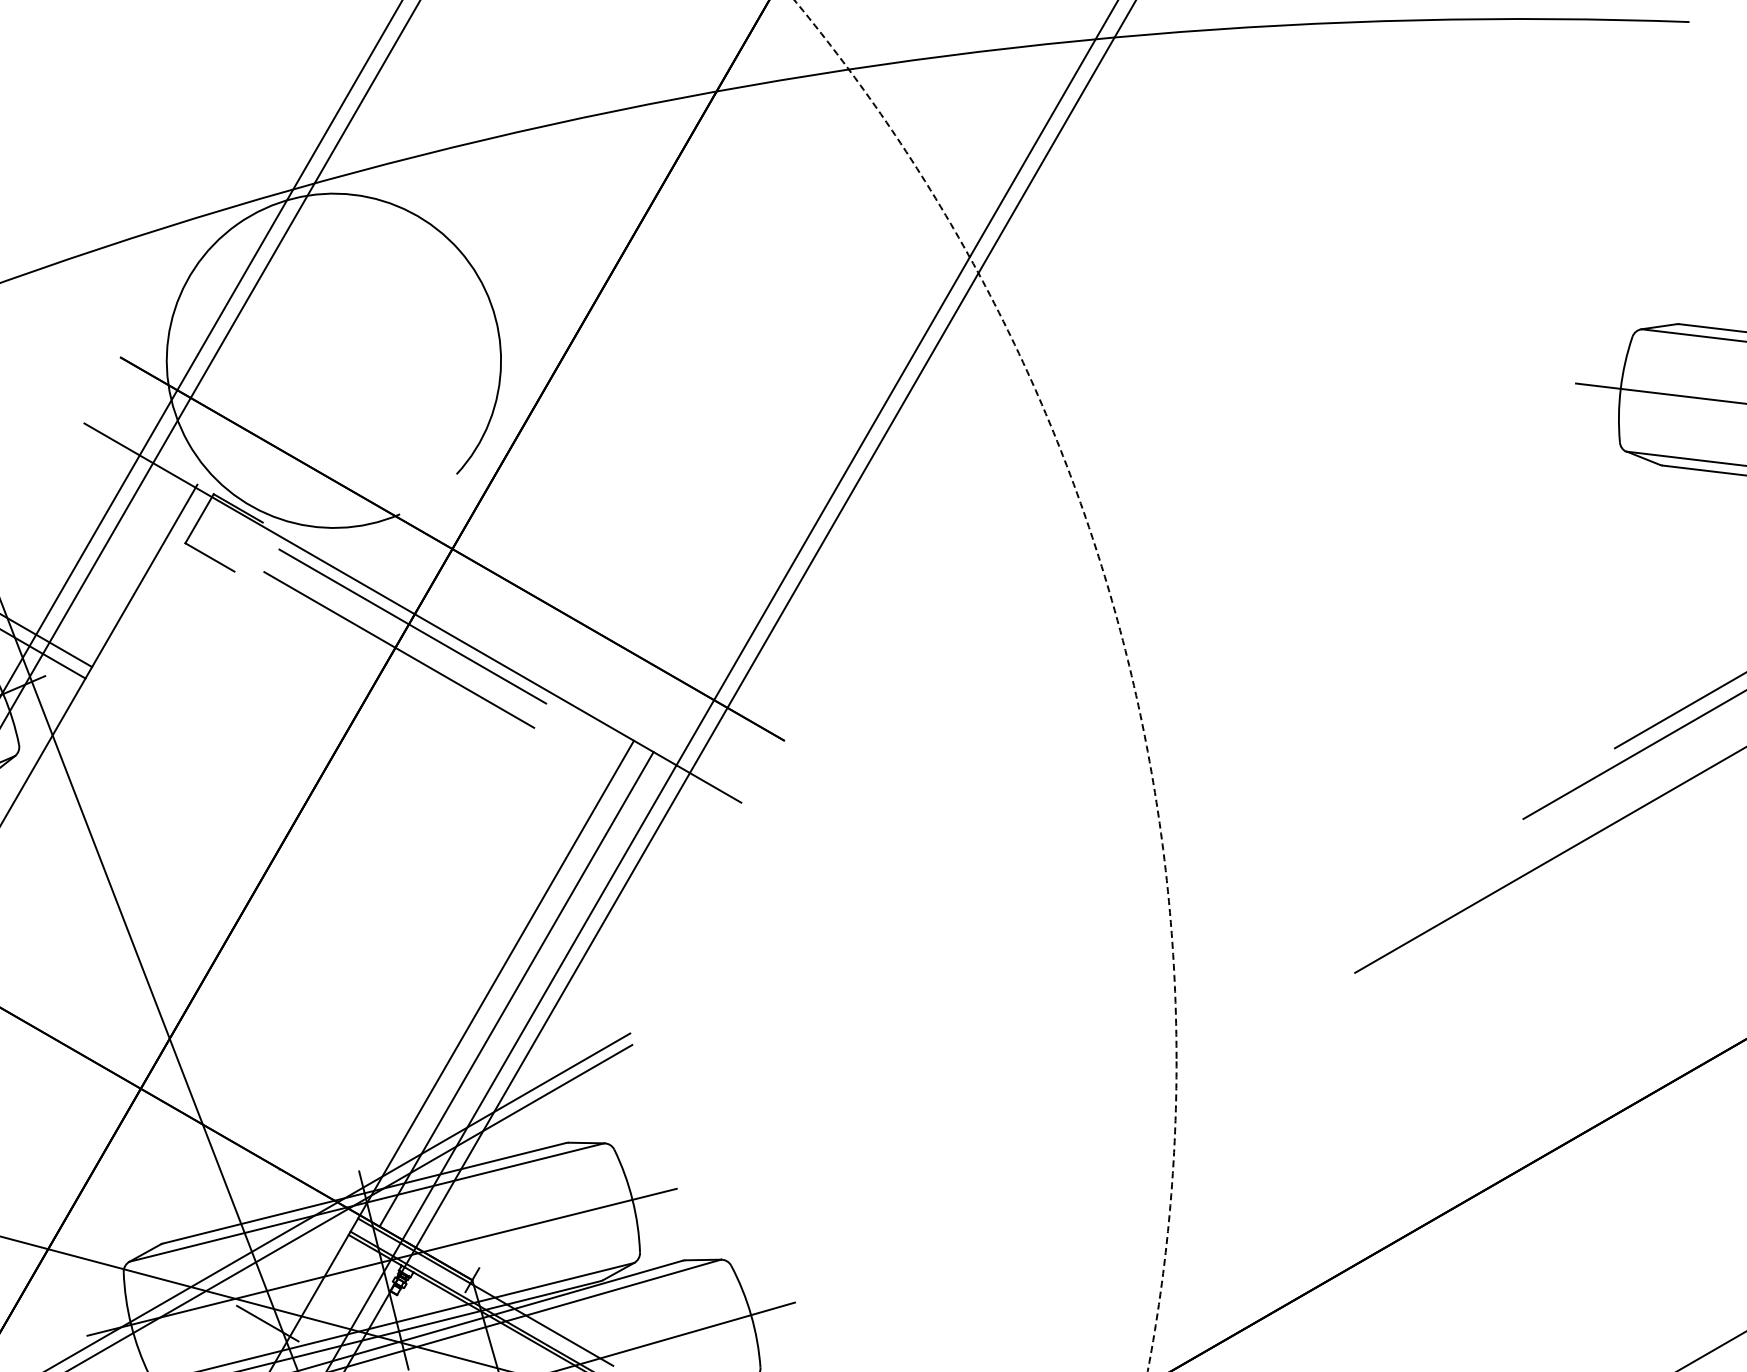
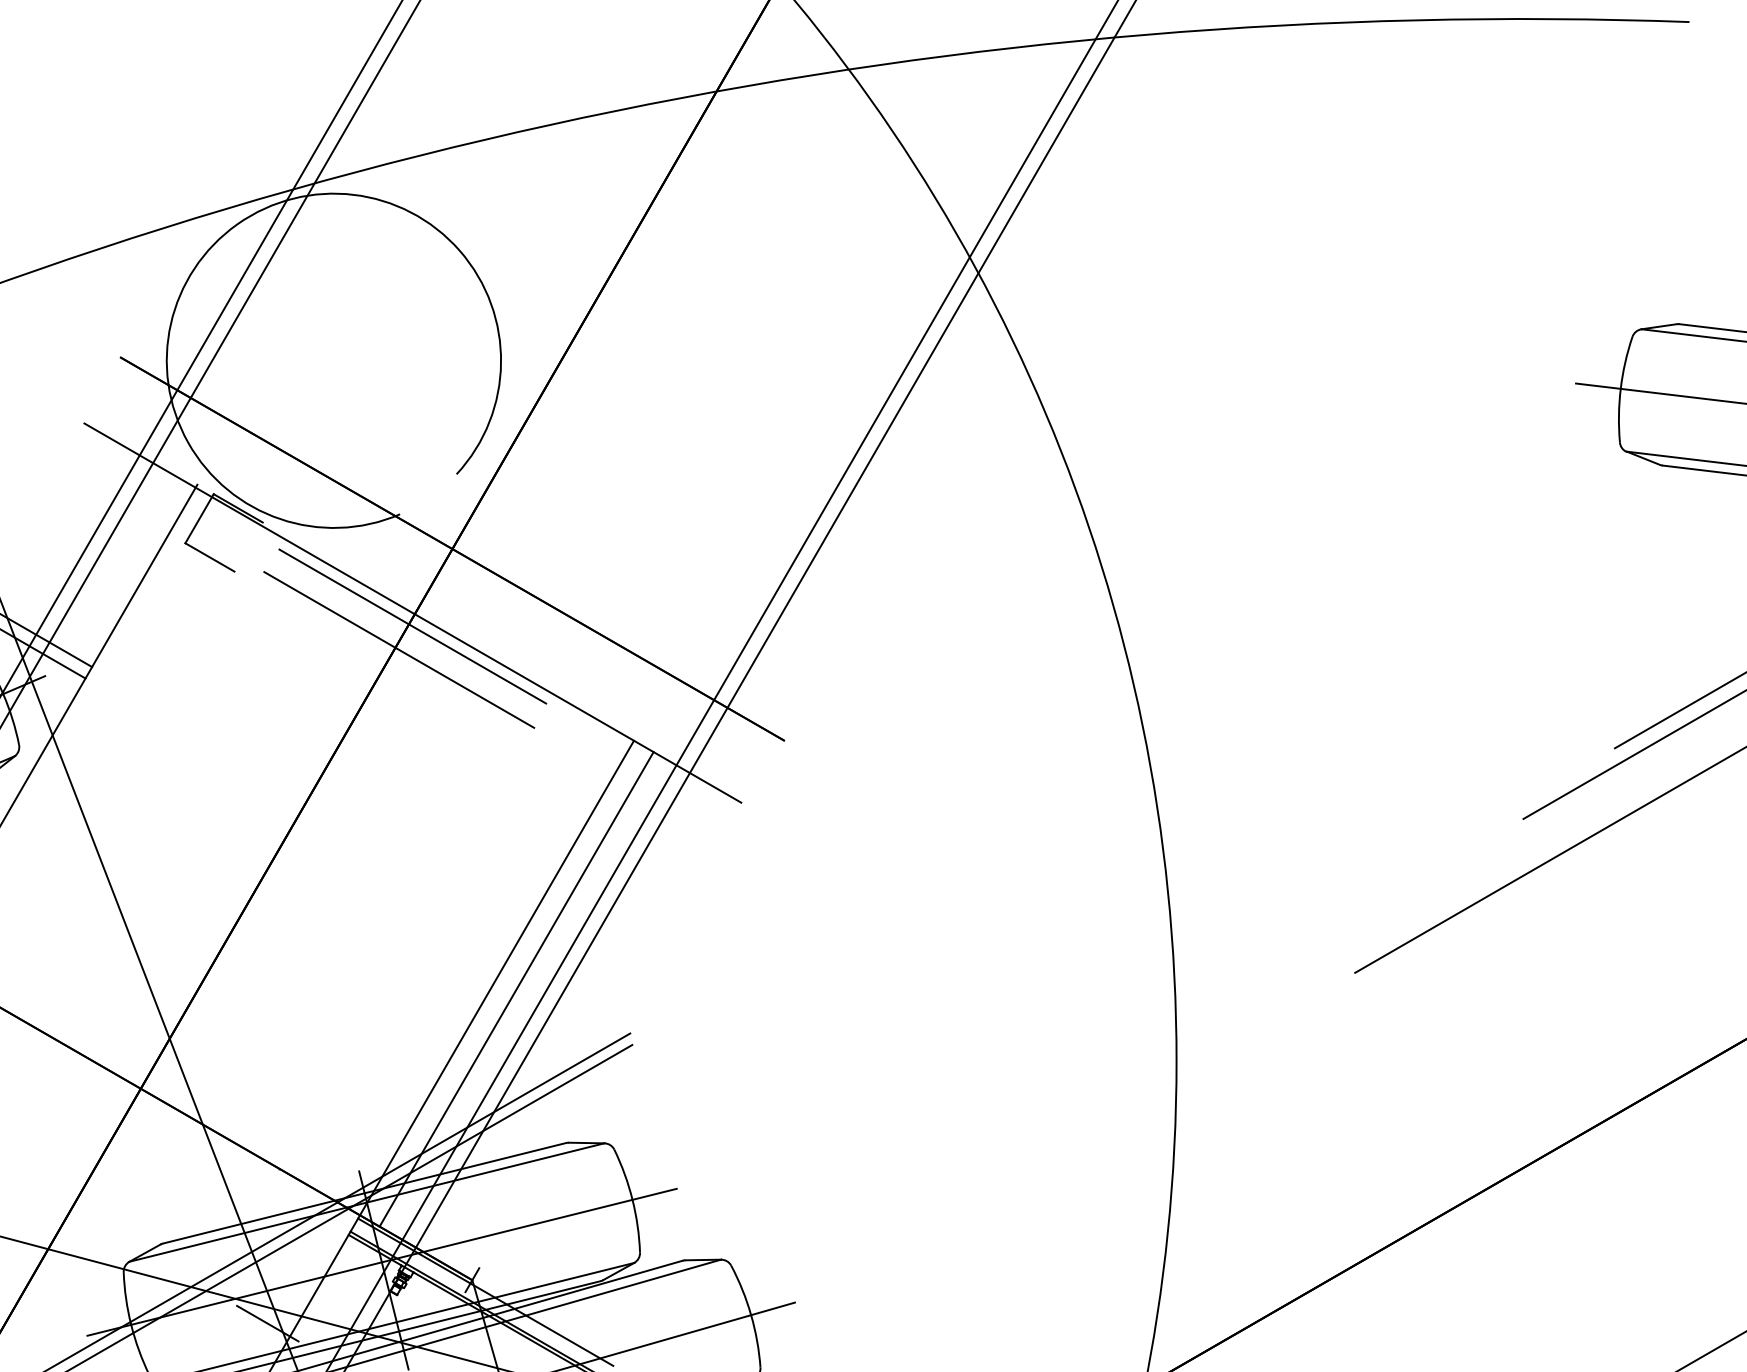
circle: dashed -> solid (985, 685)
